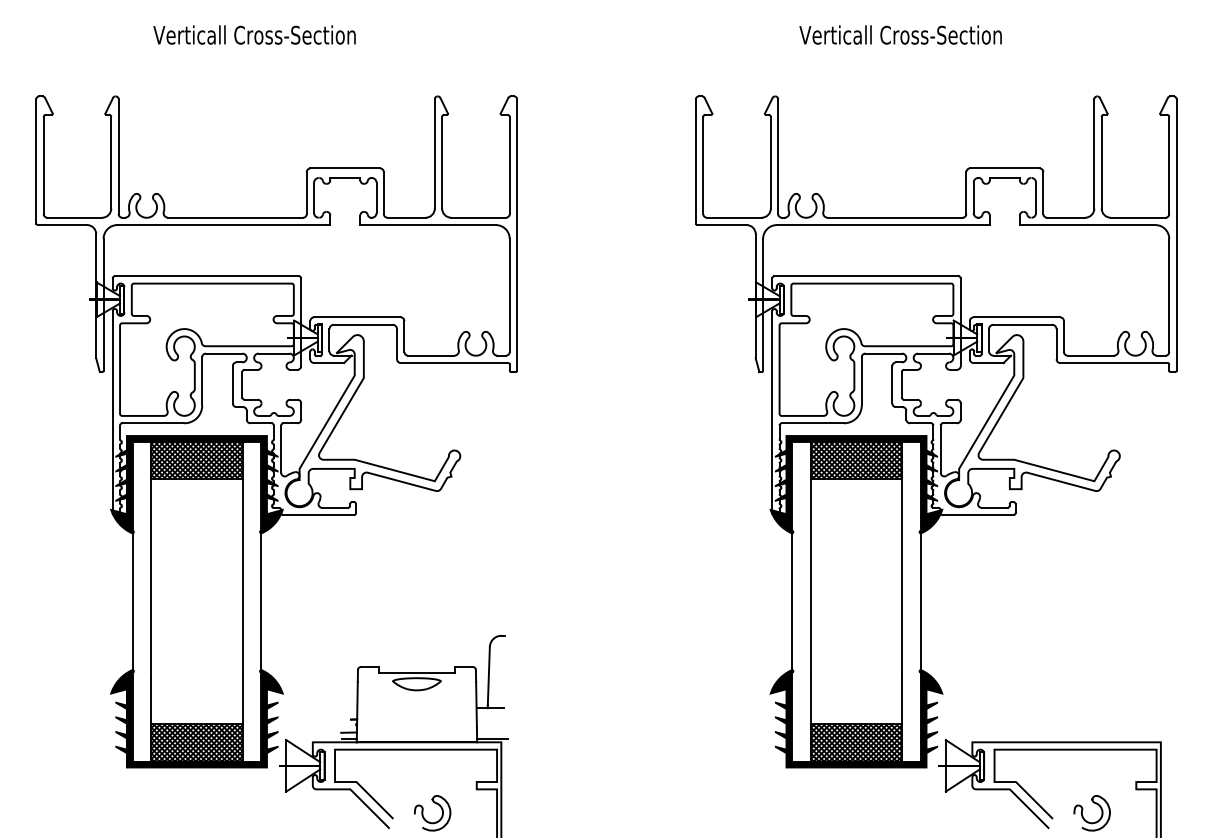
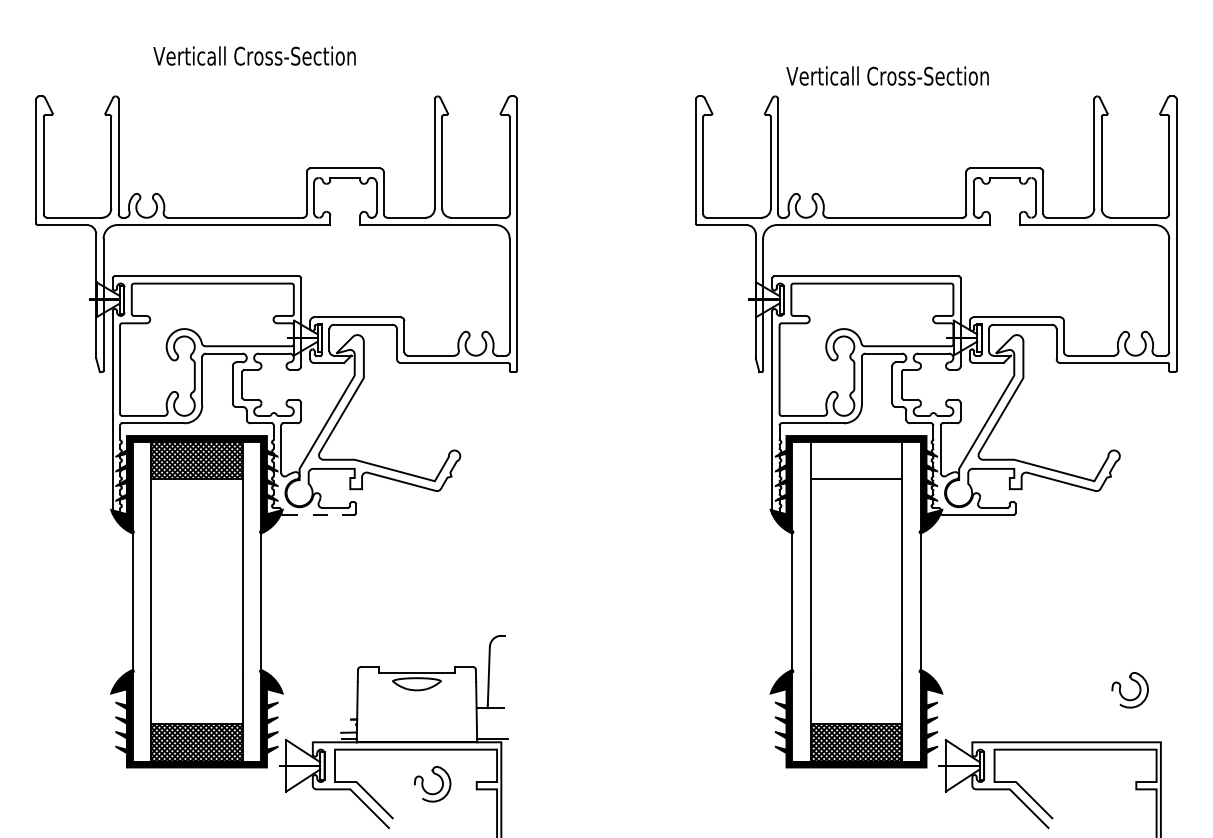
text position: (254, 34) -> (254, 55) (254, 55)
text position: (900, 34) -> (887, 75) (887, 75)
hatch: present -> none (856, 460)
line: solid -> dashed (319, 515)
curve position: (1083, 815) -> (1121, 692) (1121, 692)
curve position: (429, 821) -> (429, 792) (429, 792)
